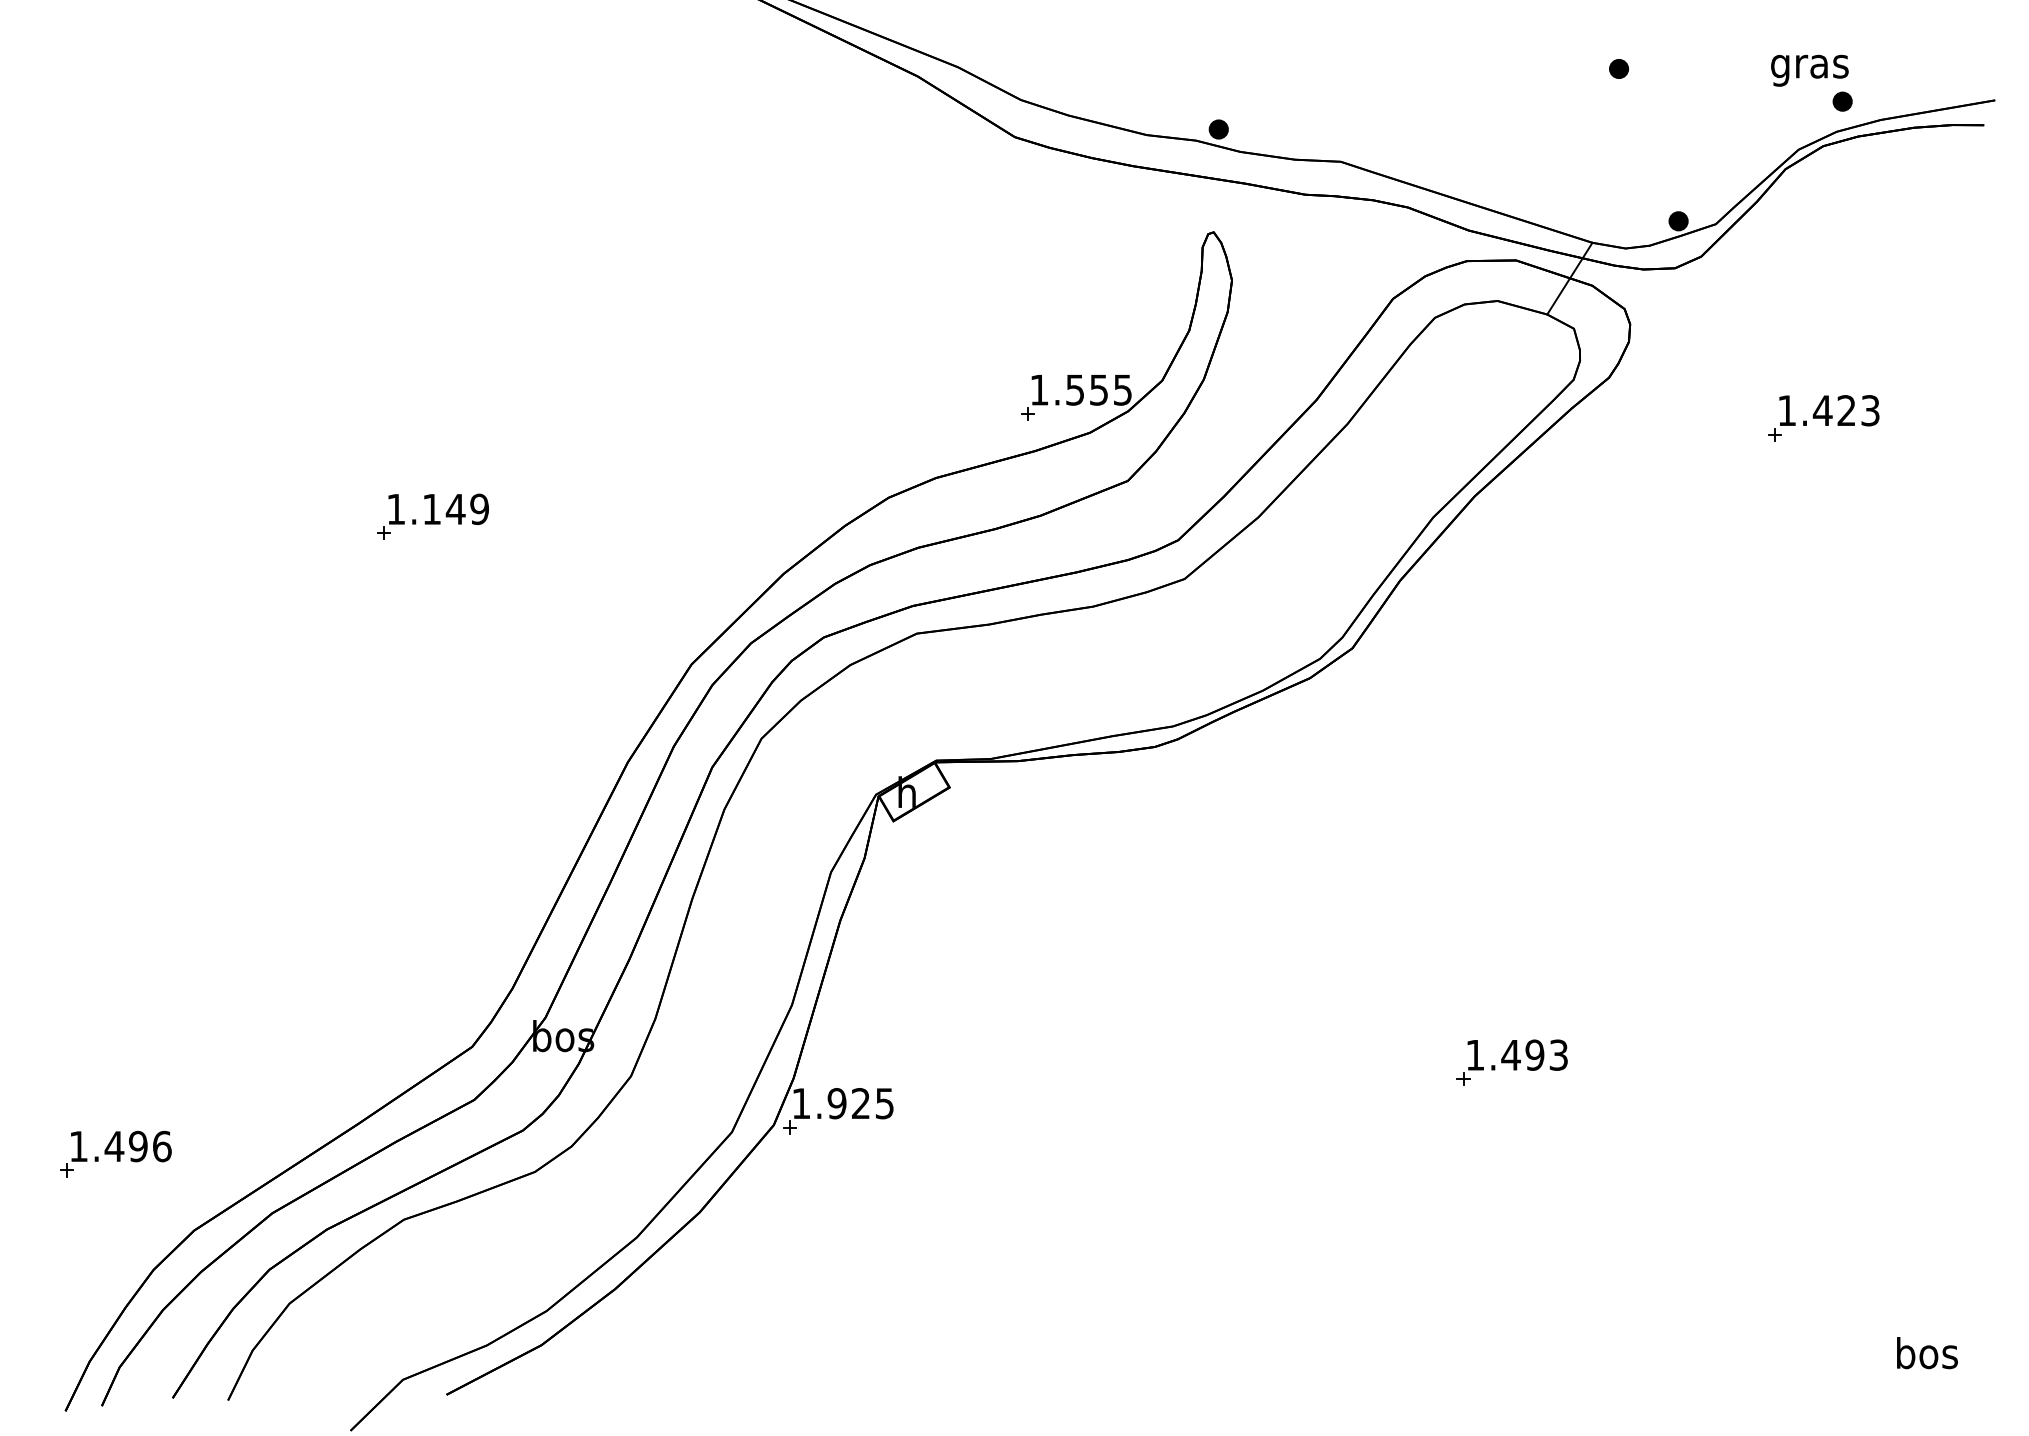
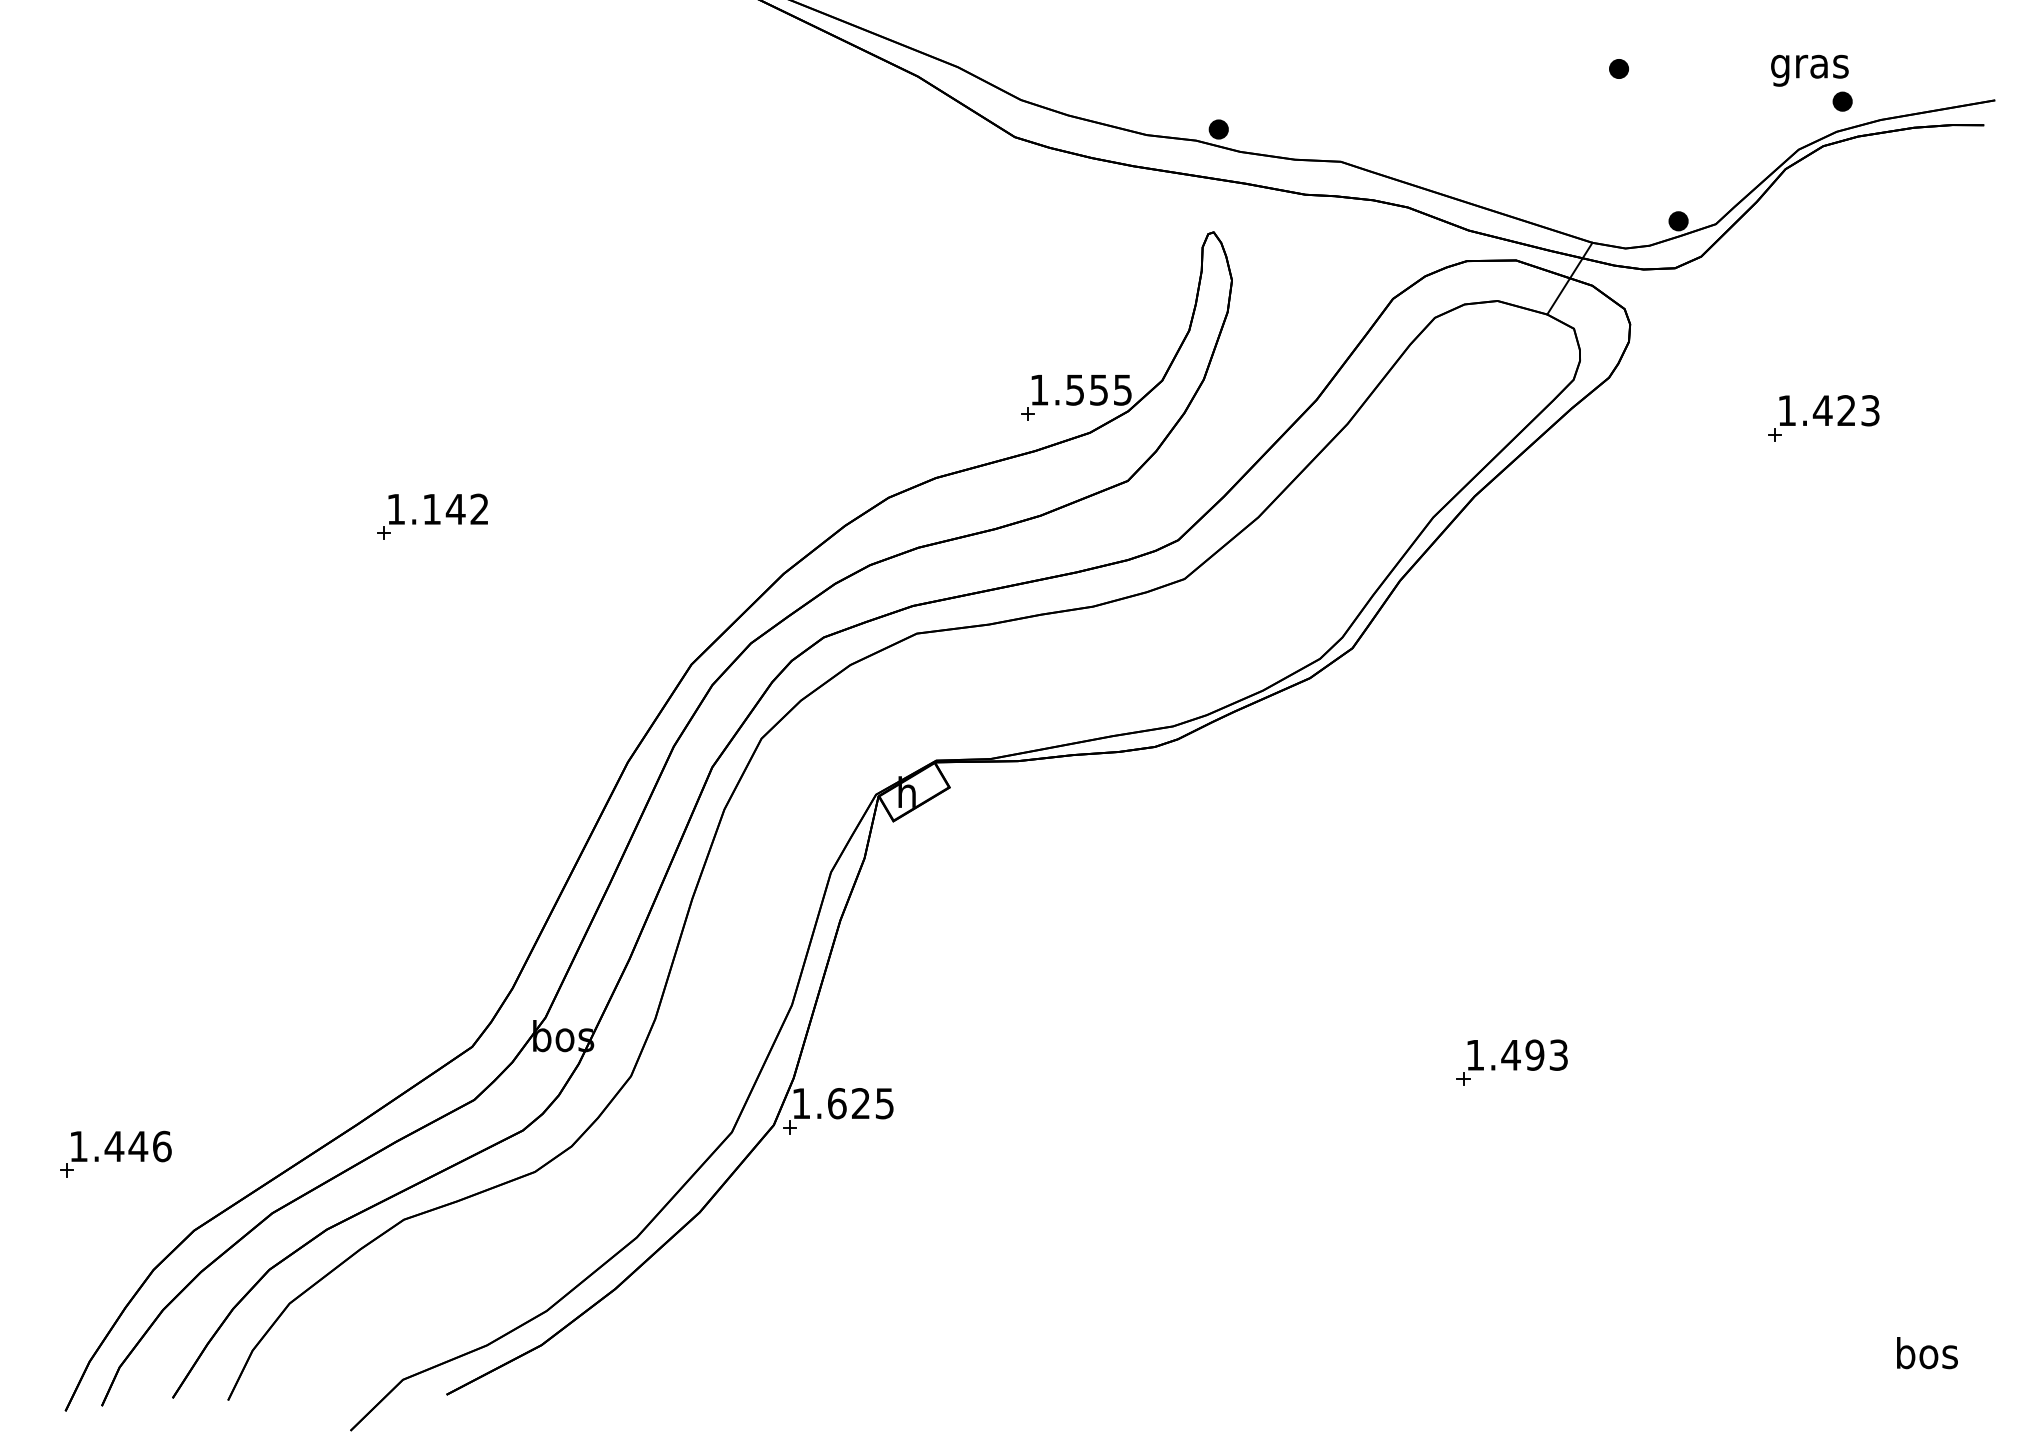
text: 1.149 -> 1.142 (479, 509)
text: 1.925 -> 1.625 (836, 1103)
text: 1.496 -> 1.446 (138, 1146)
